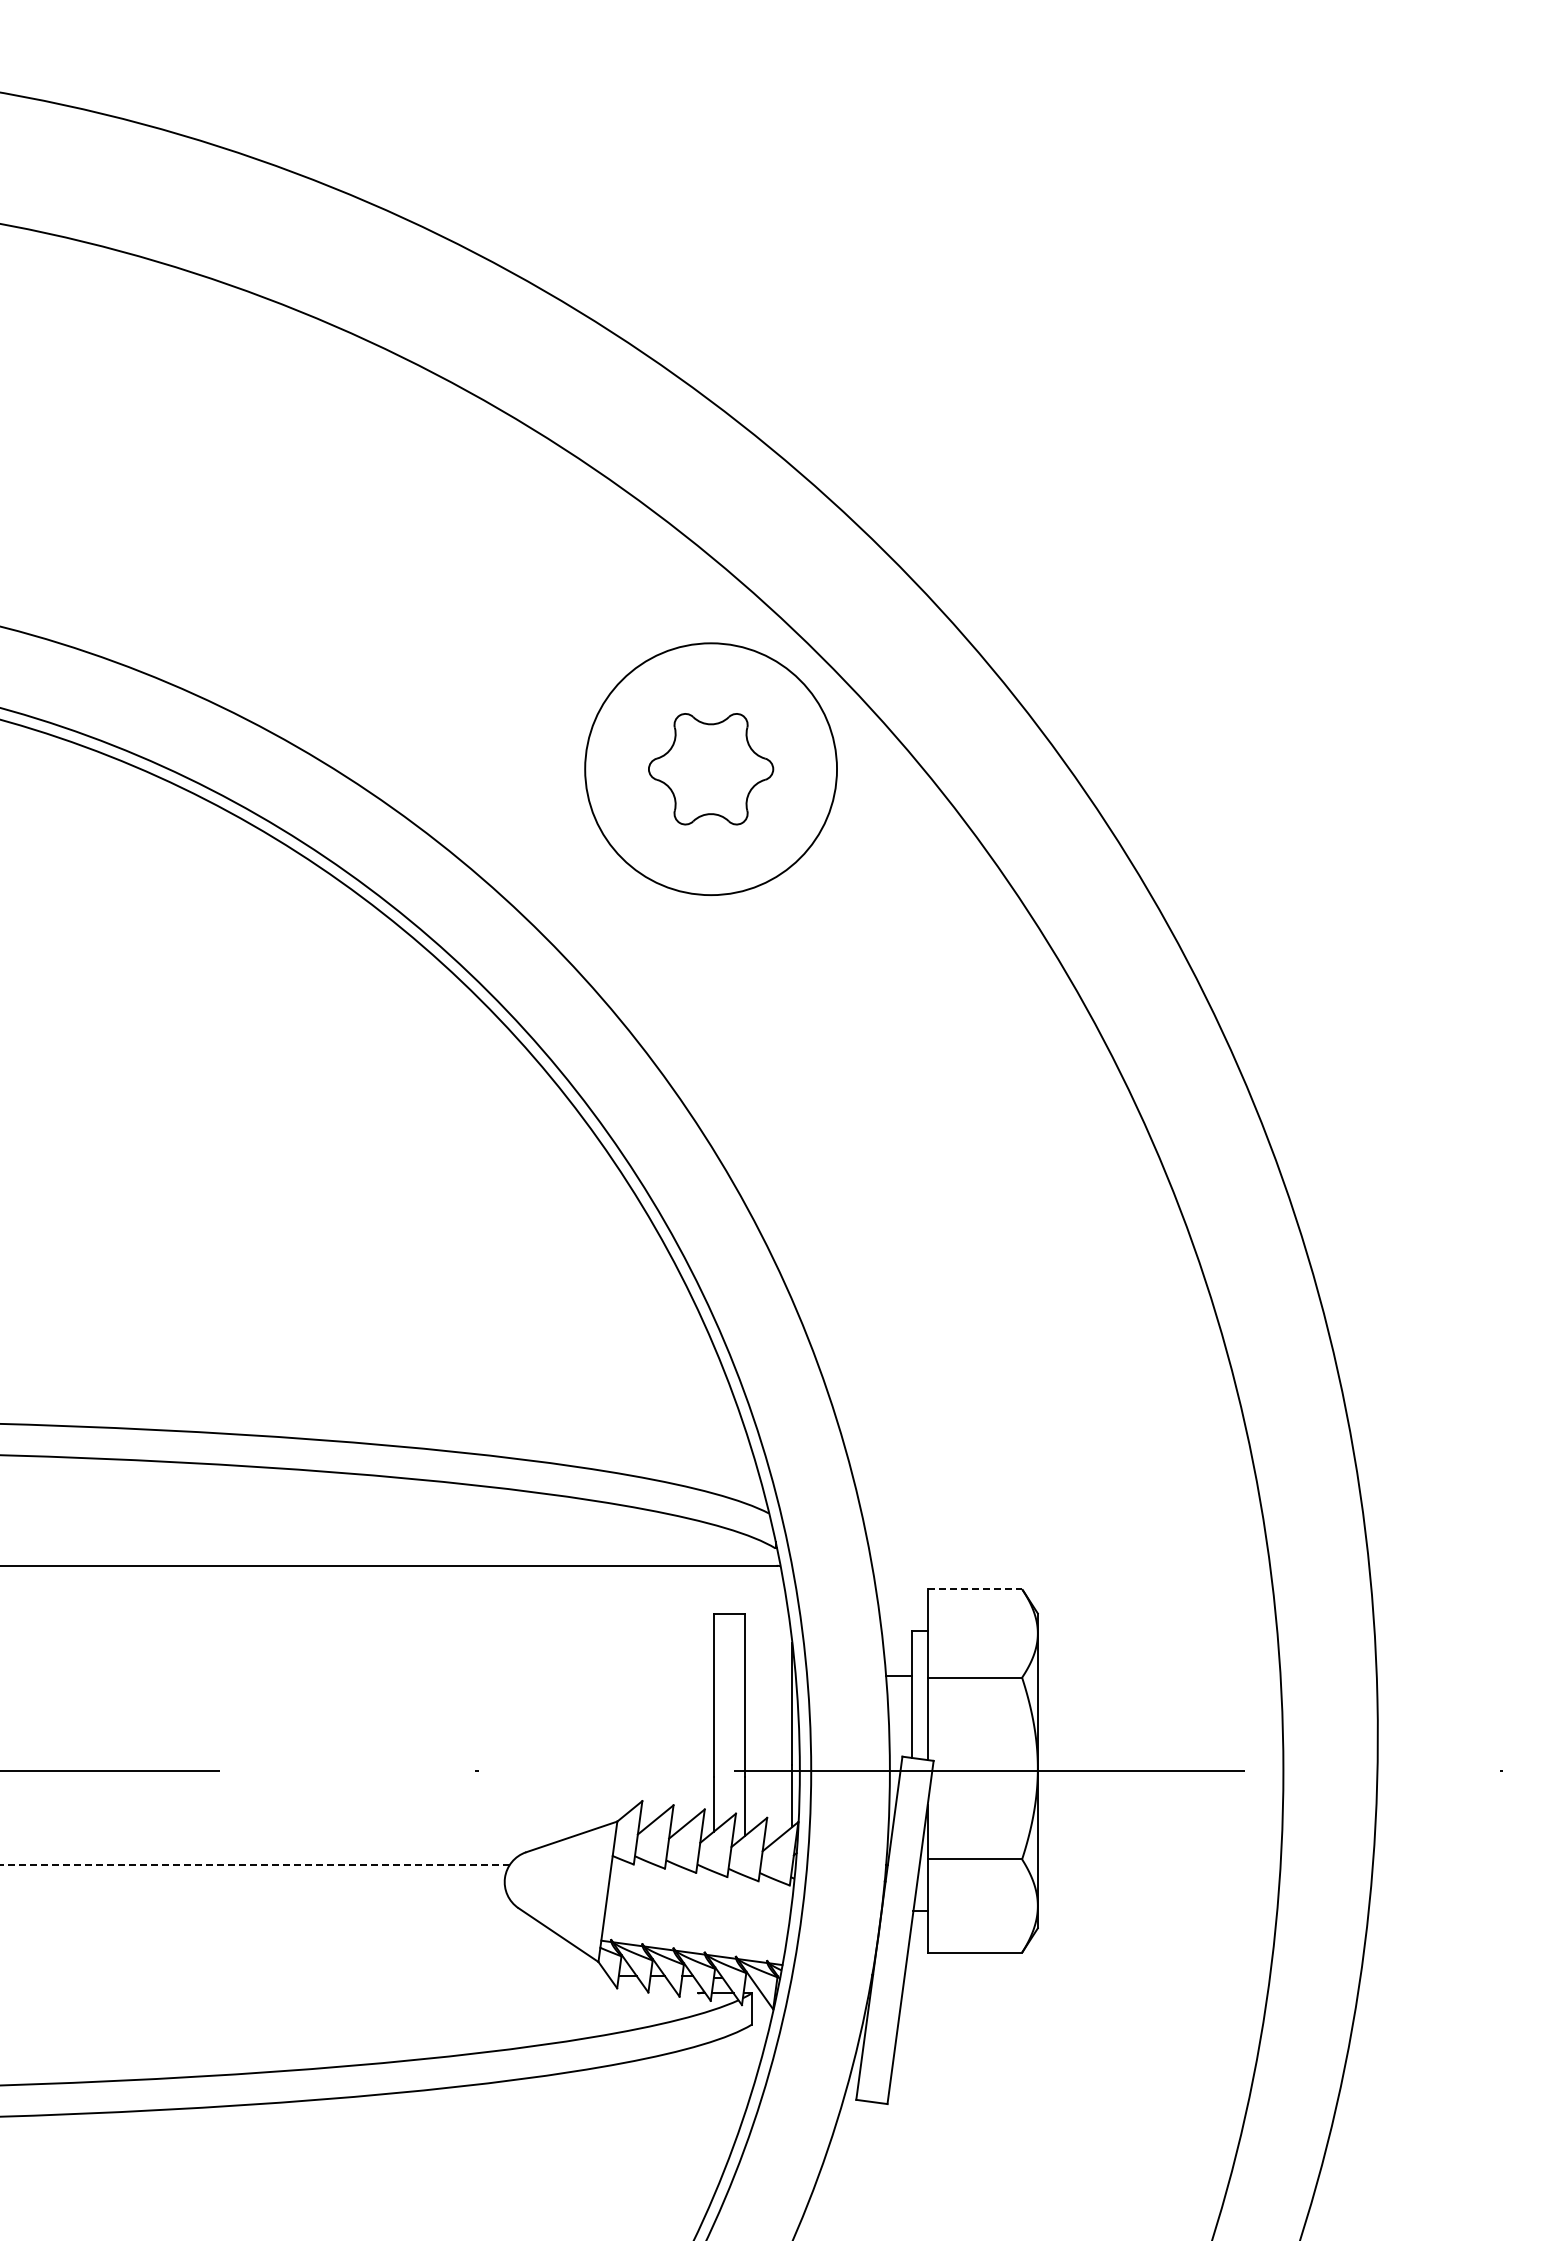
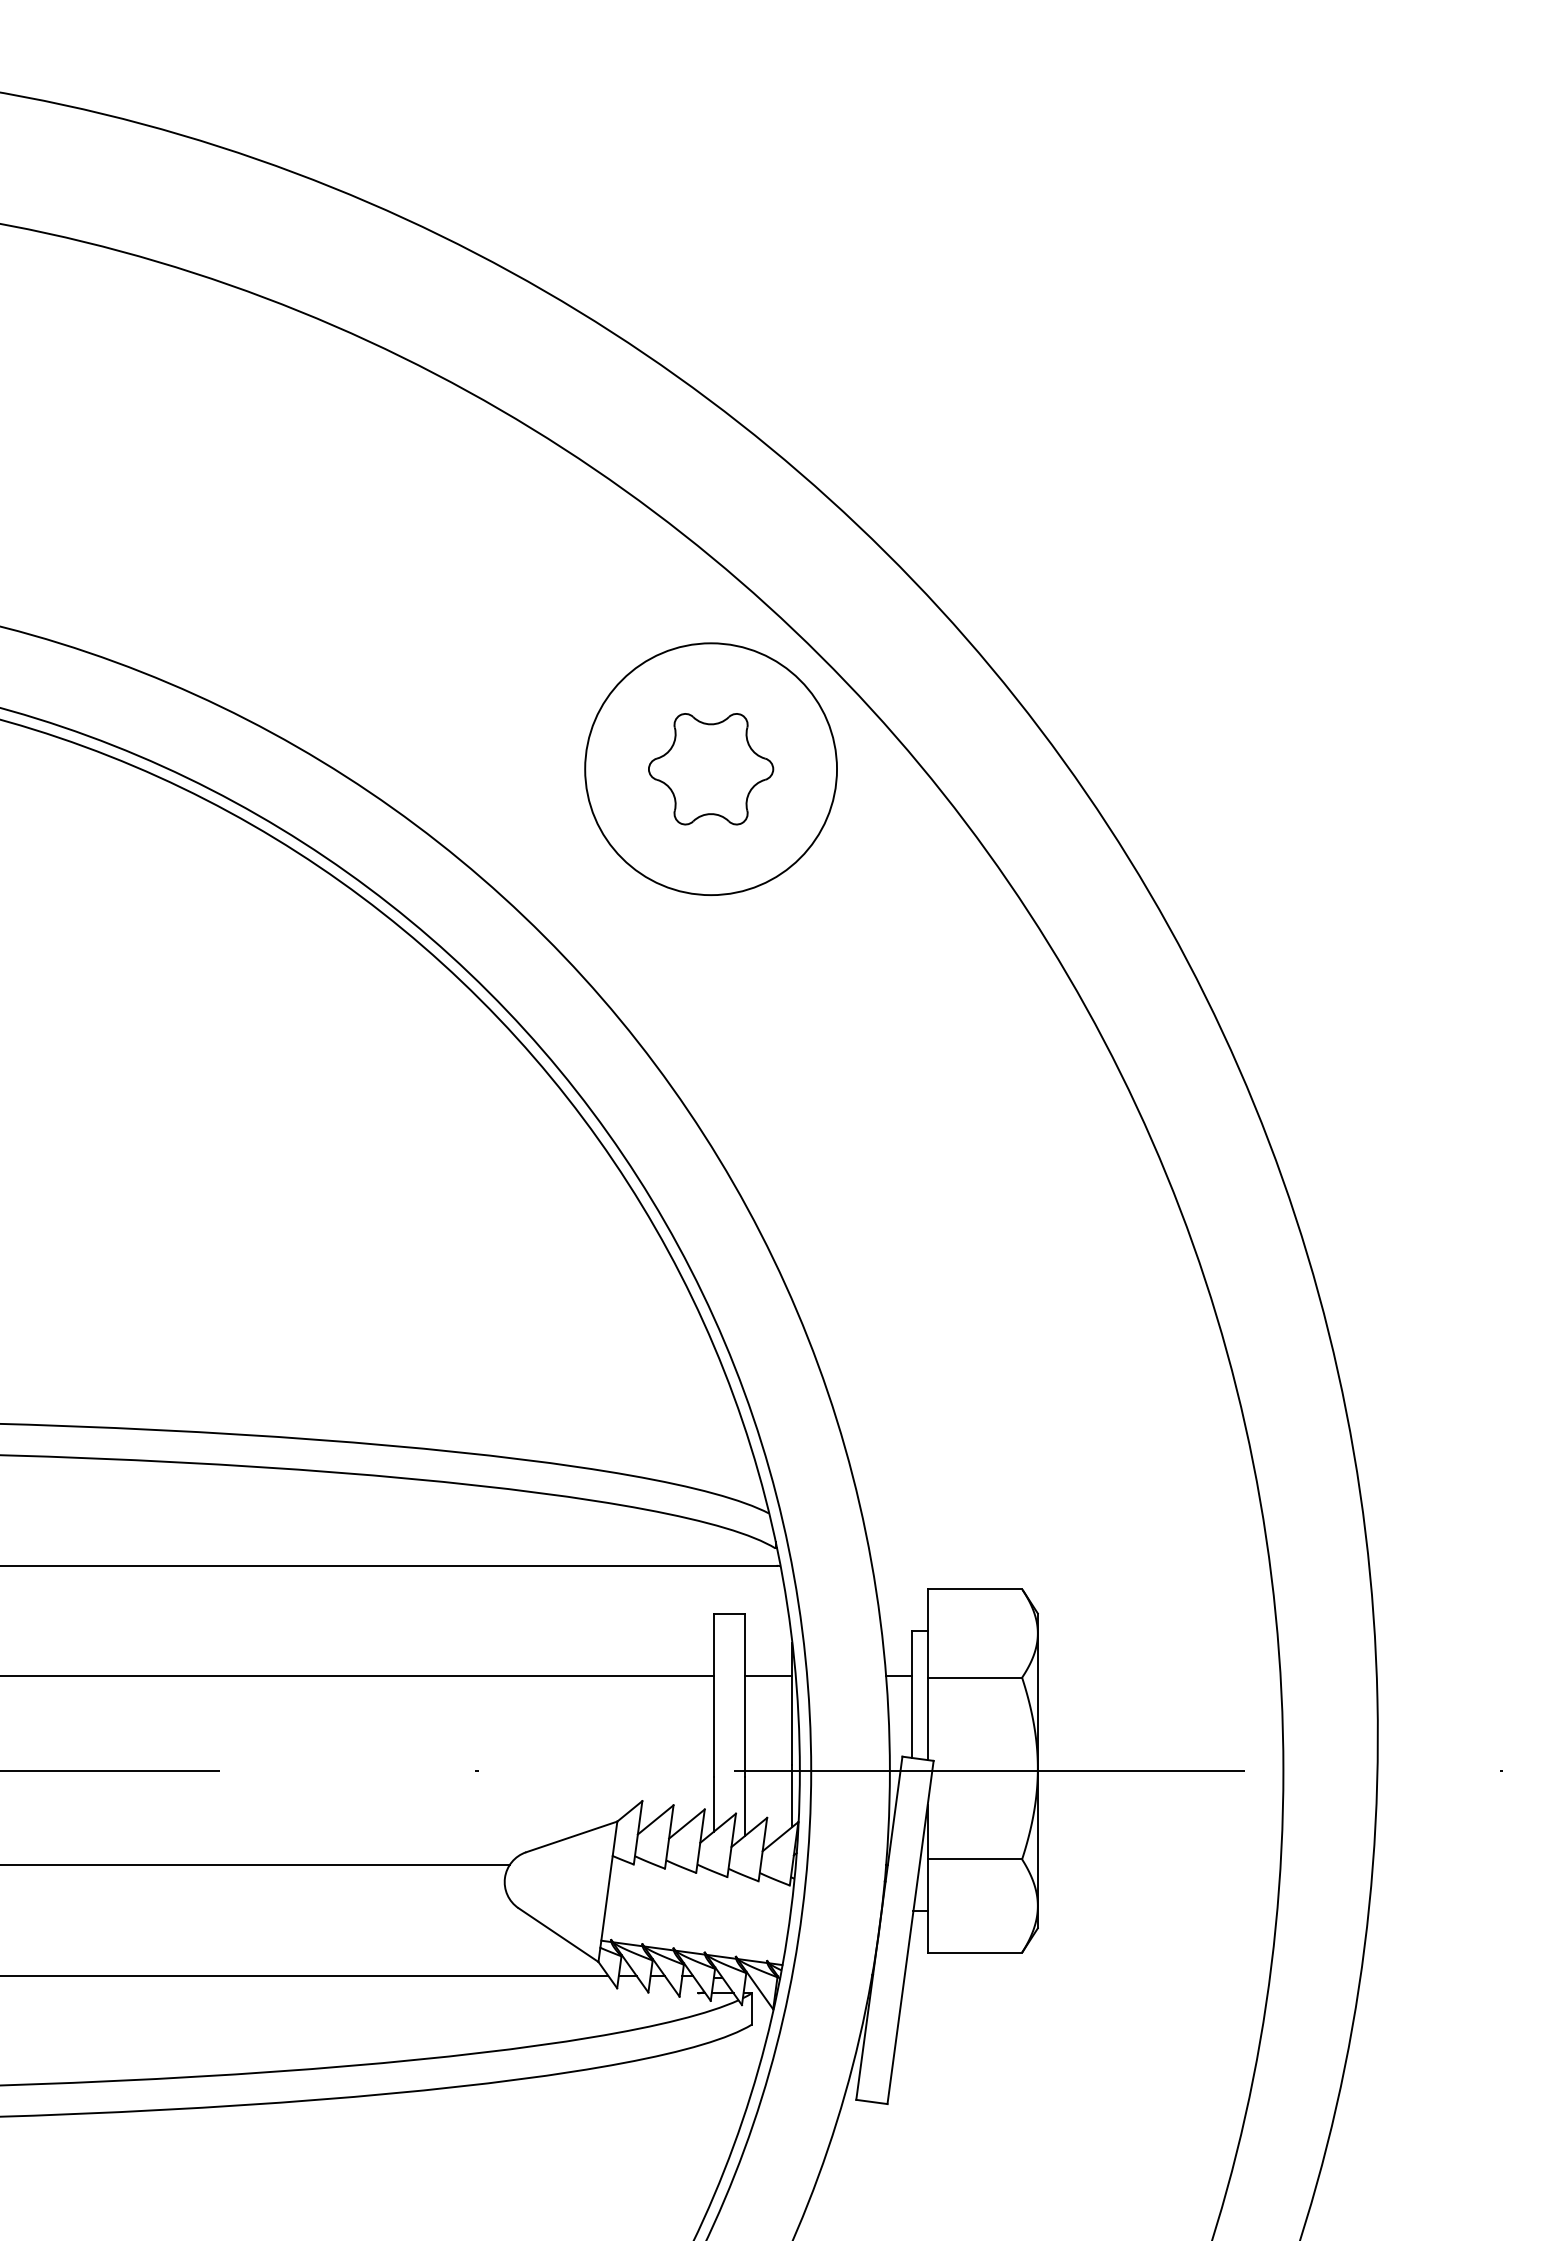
line: dashed -> solid (975, 1589)
line: none -> present (357, 1676)
line: none -> present (768, 1676)
line: dashed -> solid (254, 1865)
line: none -> present (305, 1976)
